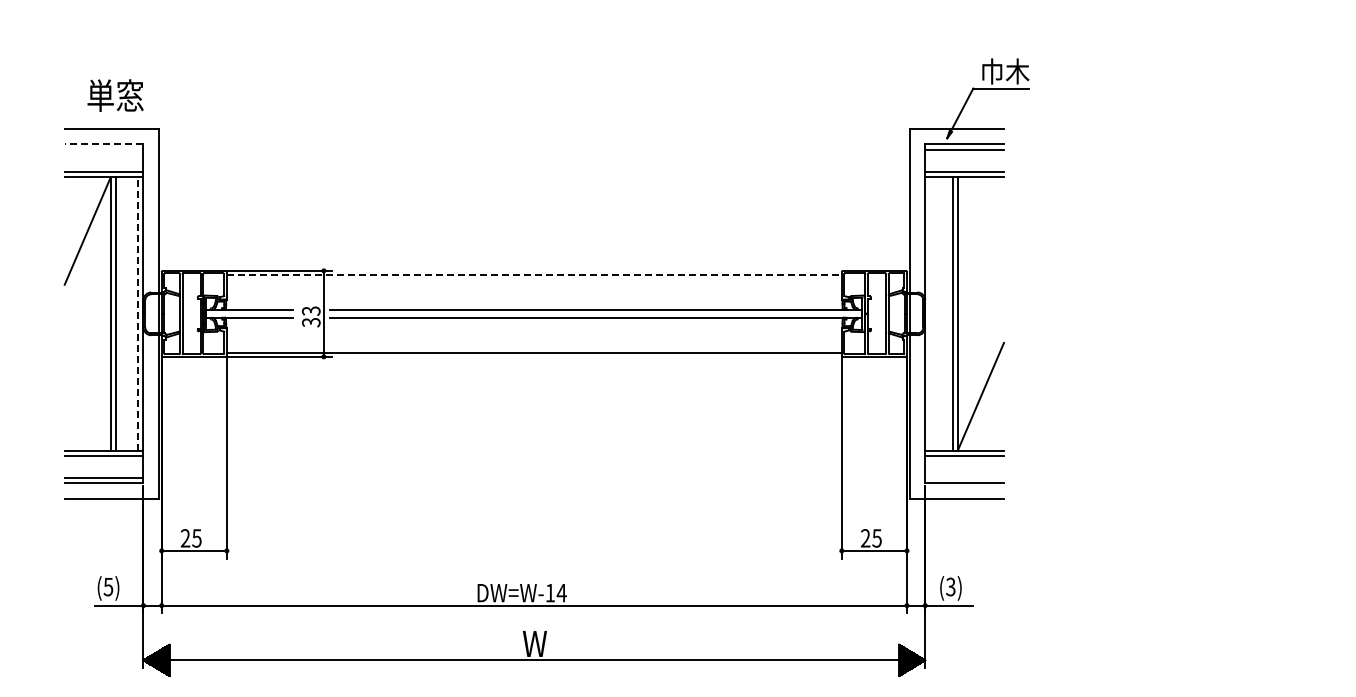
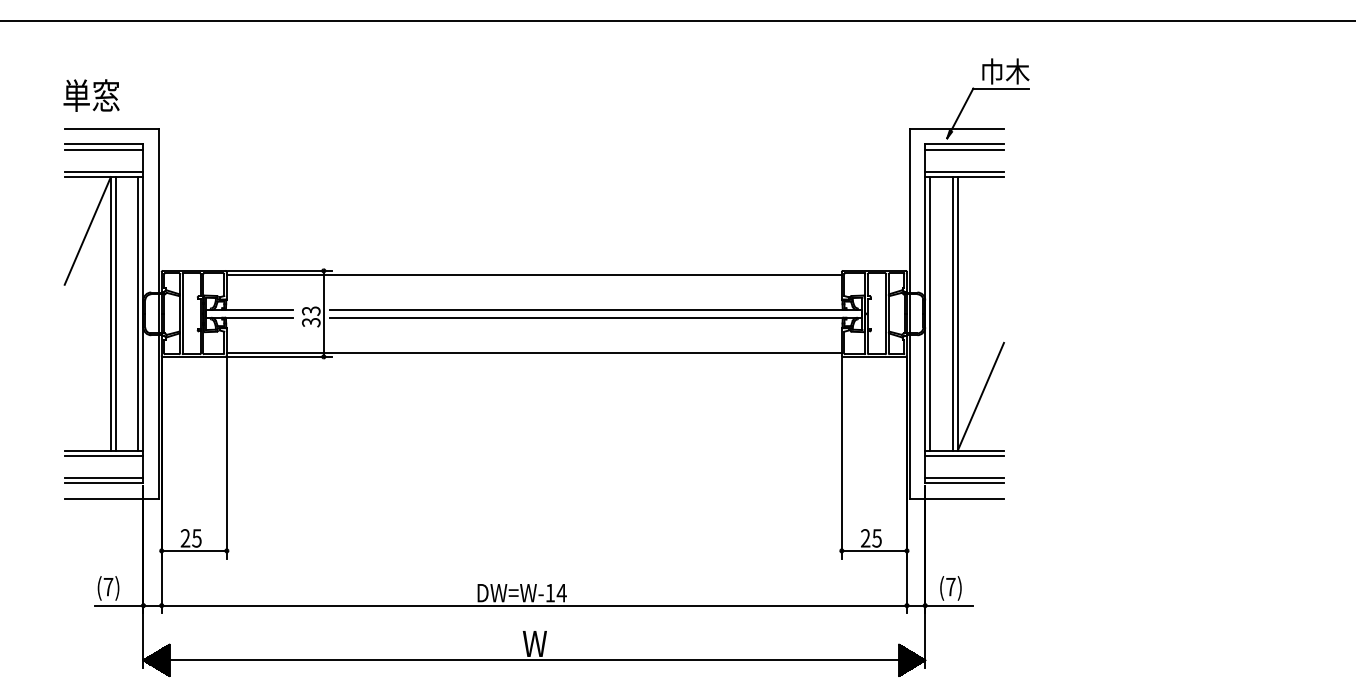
line: none -> present (677, 20)
text position: (115, 95) -> (91, 95) (91, 95)
line: dashed -> solid (103, 144)
line: none -> present (103, 149)
line: dashed -> solid (534, 274)
line: dashed -> solid (138, 313)
line: none -> present (930, 313)
line: none -> present (964, 478)
text: (3) -> (7) (950, 586)
text: (5) -> (7) (108, 587)
